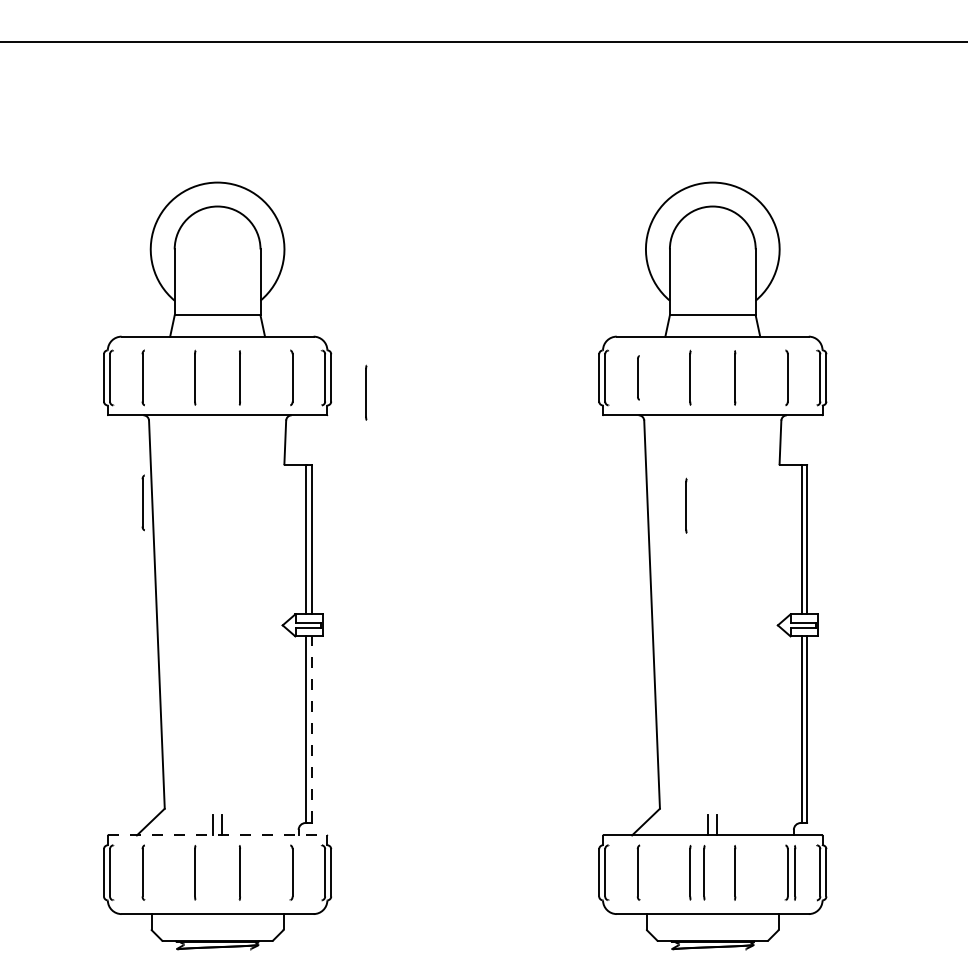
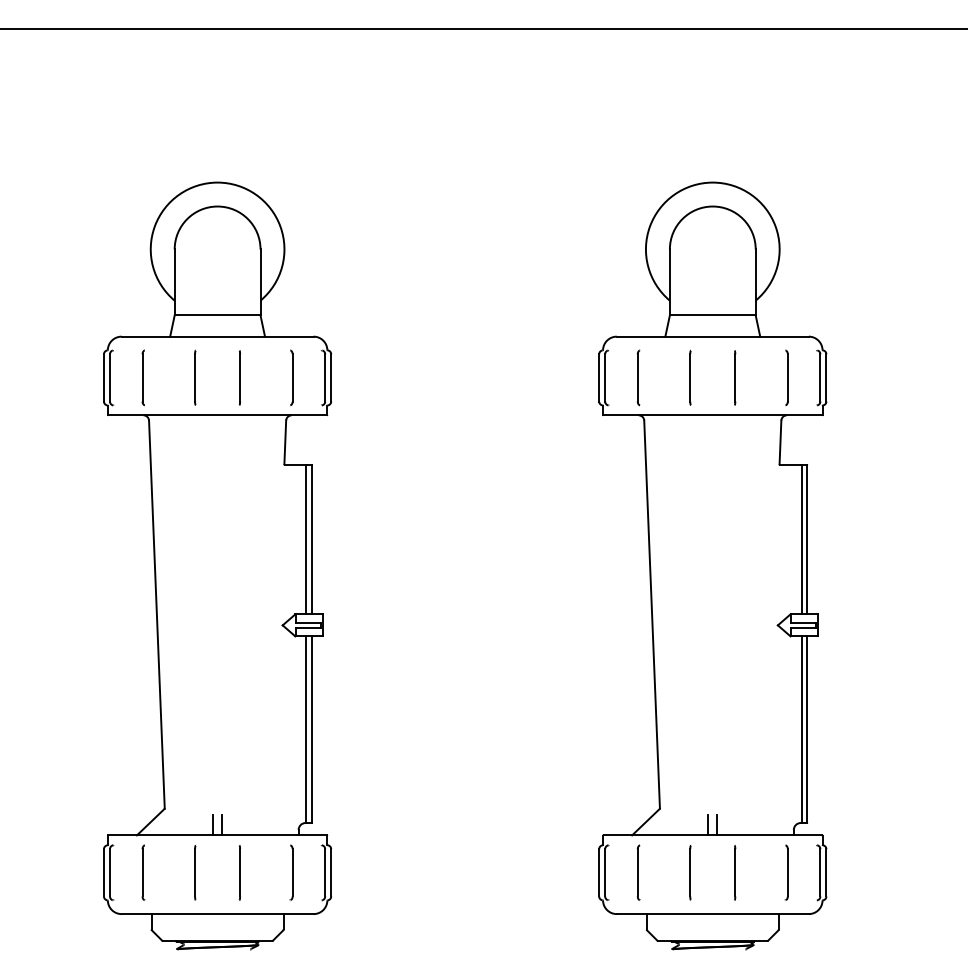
line position: (483, 42) -> (483, 29) (483, 29)
part size: 3x46 px -> 5x58 px (638, 377)
line: present -> none (366, 392)
part: present -> none (142, 502)
line: present -> none (686, 505)
line: dashed -> solid (312, 728)
line: dashed -> solid (218, 835)
line: present -> none (704, 872)
line: present -> none (795, 872)
